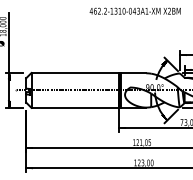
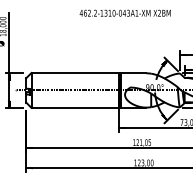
text position: (134, 10) -> (124, 12) (124, 12)
